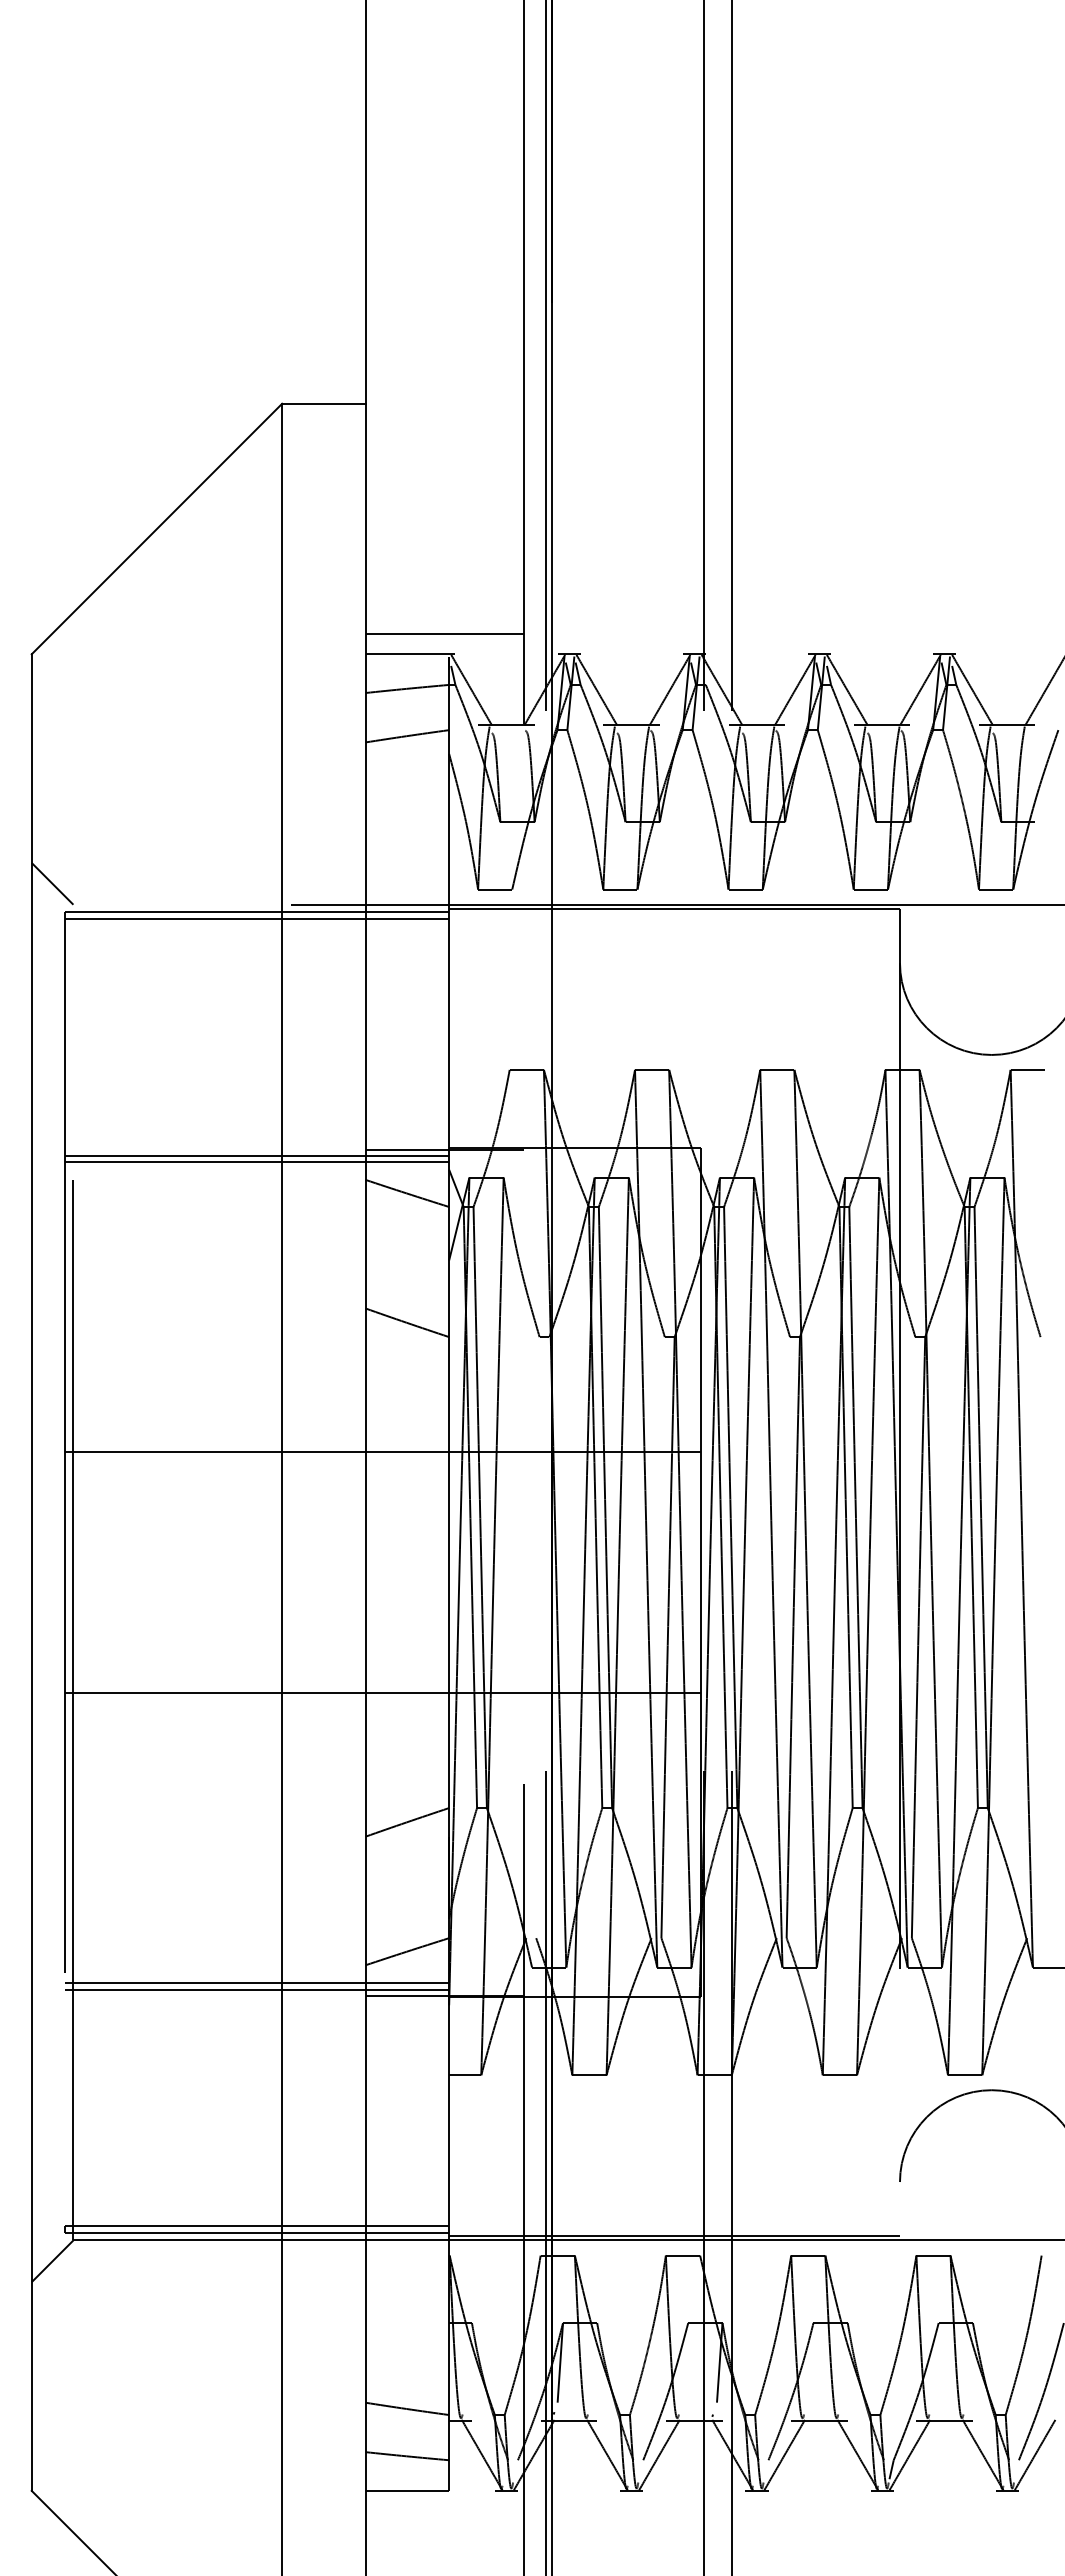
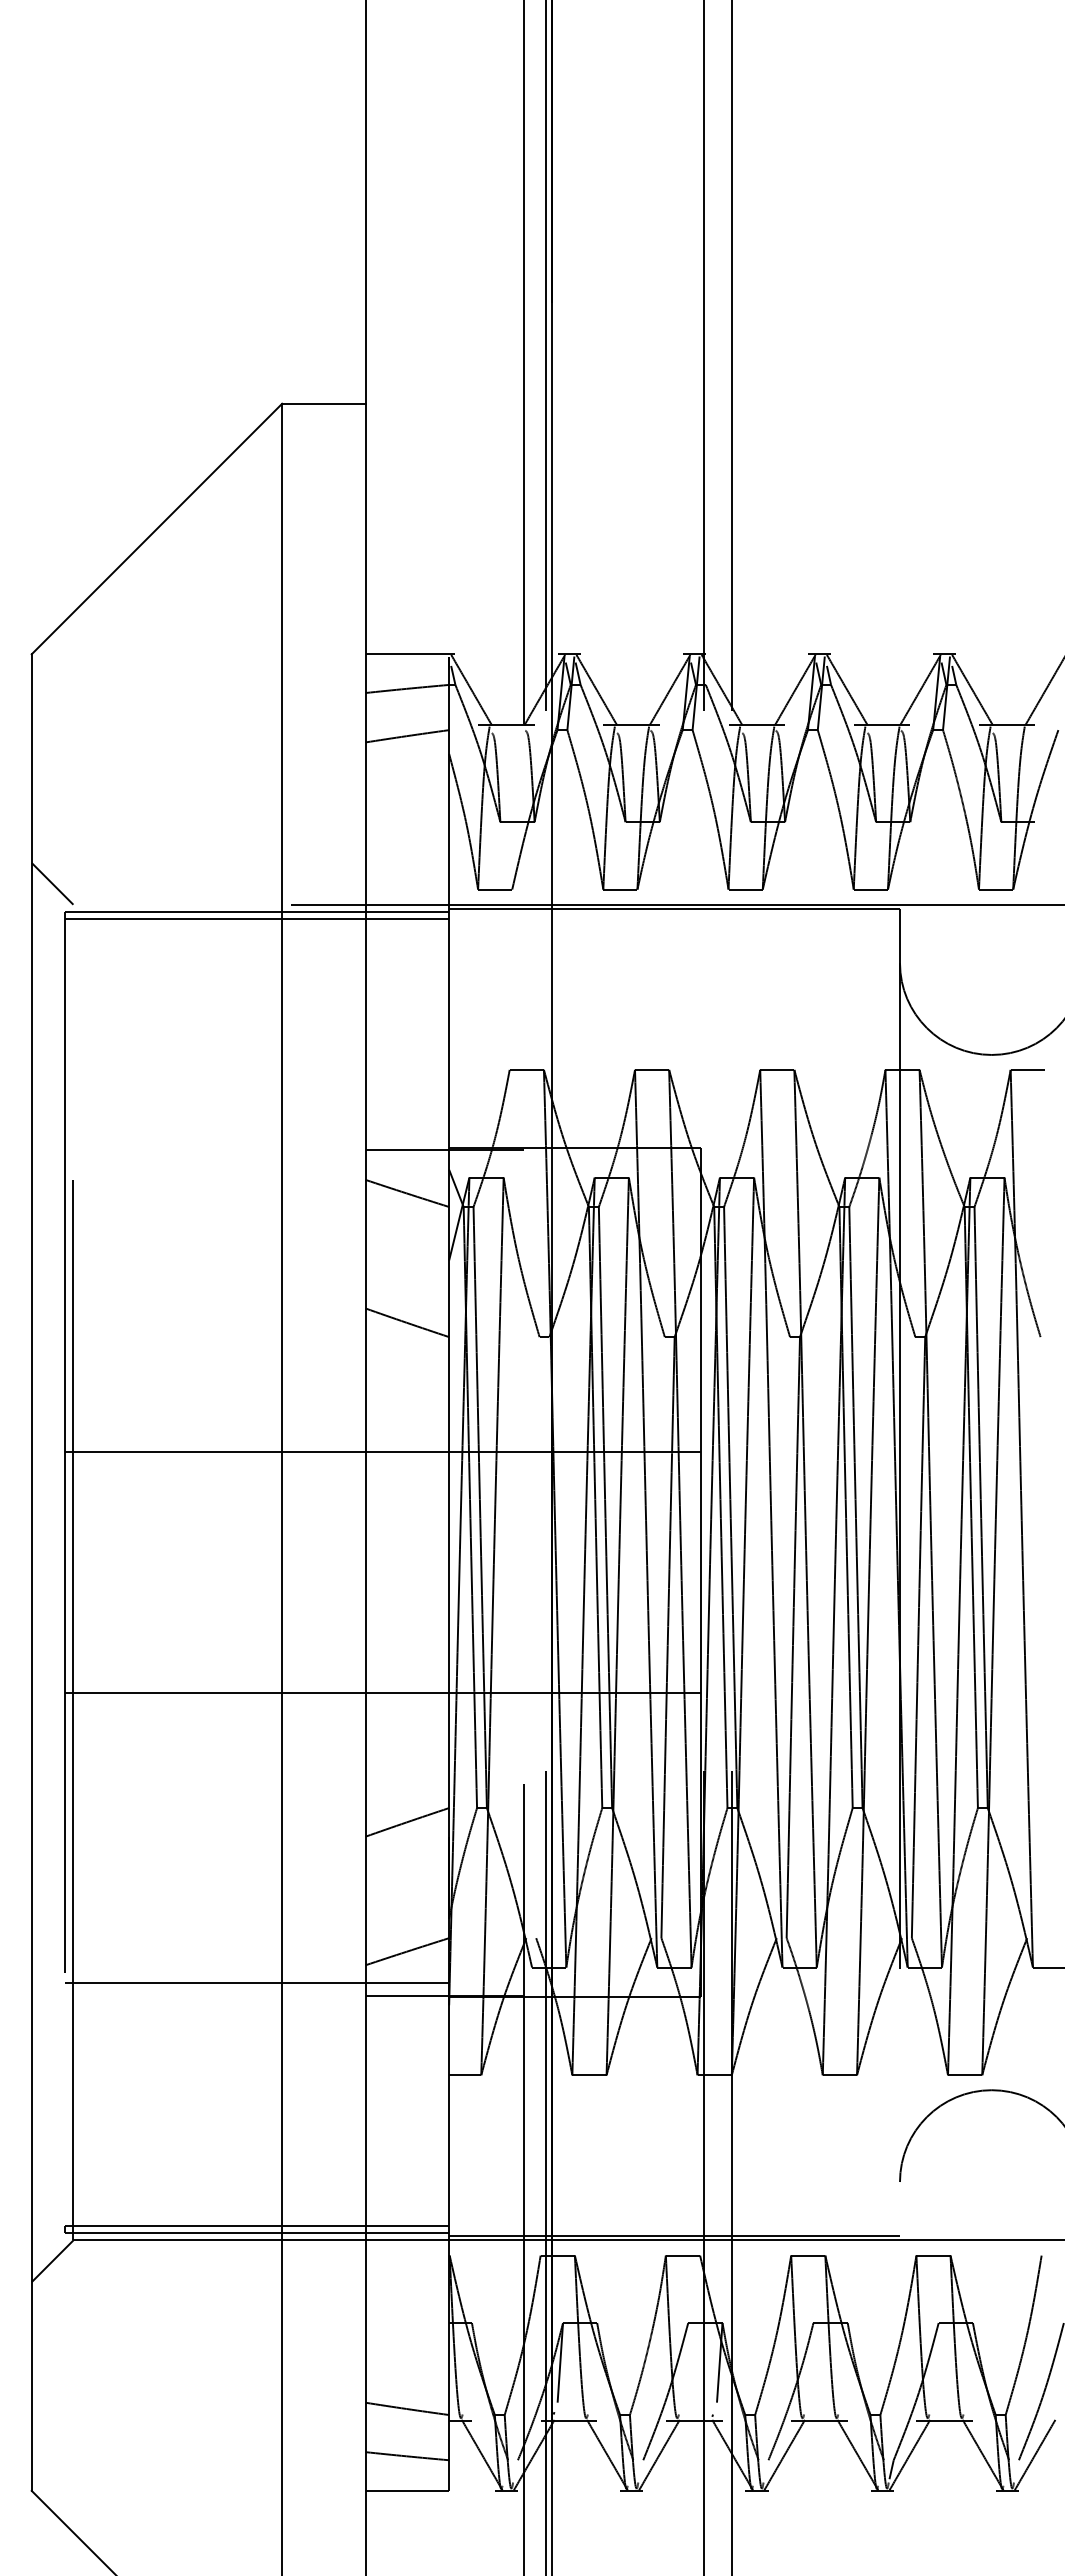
line: present -> none (444, 634)
line: present -> none (257, 1155)
line: present -> none (257, 1162)
line: present -> none (257, 1989)
